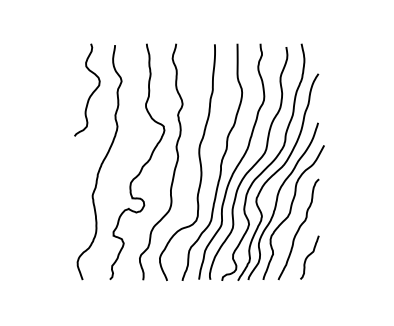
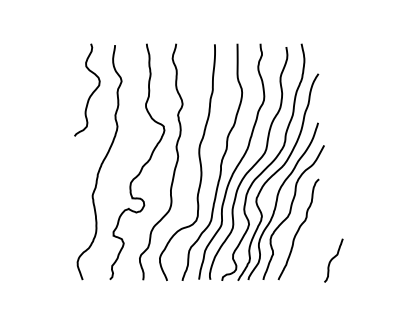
curve position: (309, 256) -> (333, 259) (333, 259)
